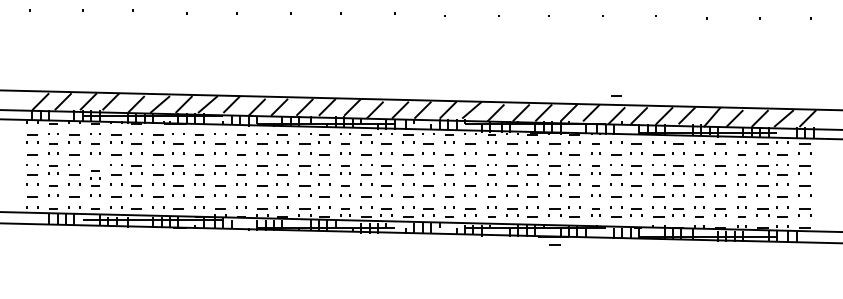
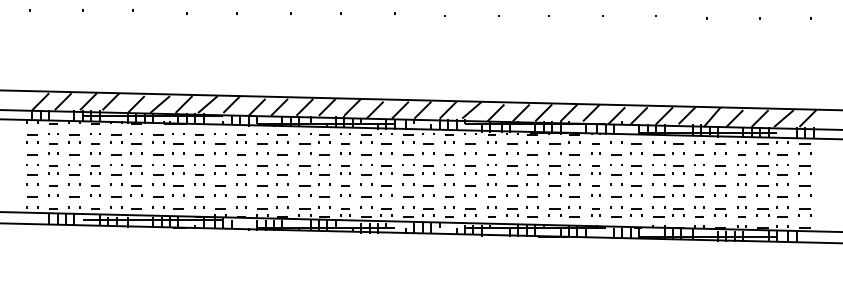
line: present -> none (616, 95)
part position: (95, 174) -> (95, 169) (95, 169)
line: present -> none (554, 244)
